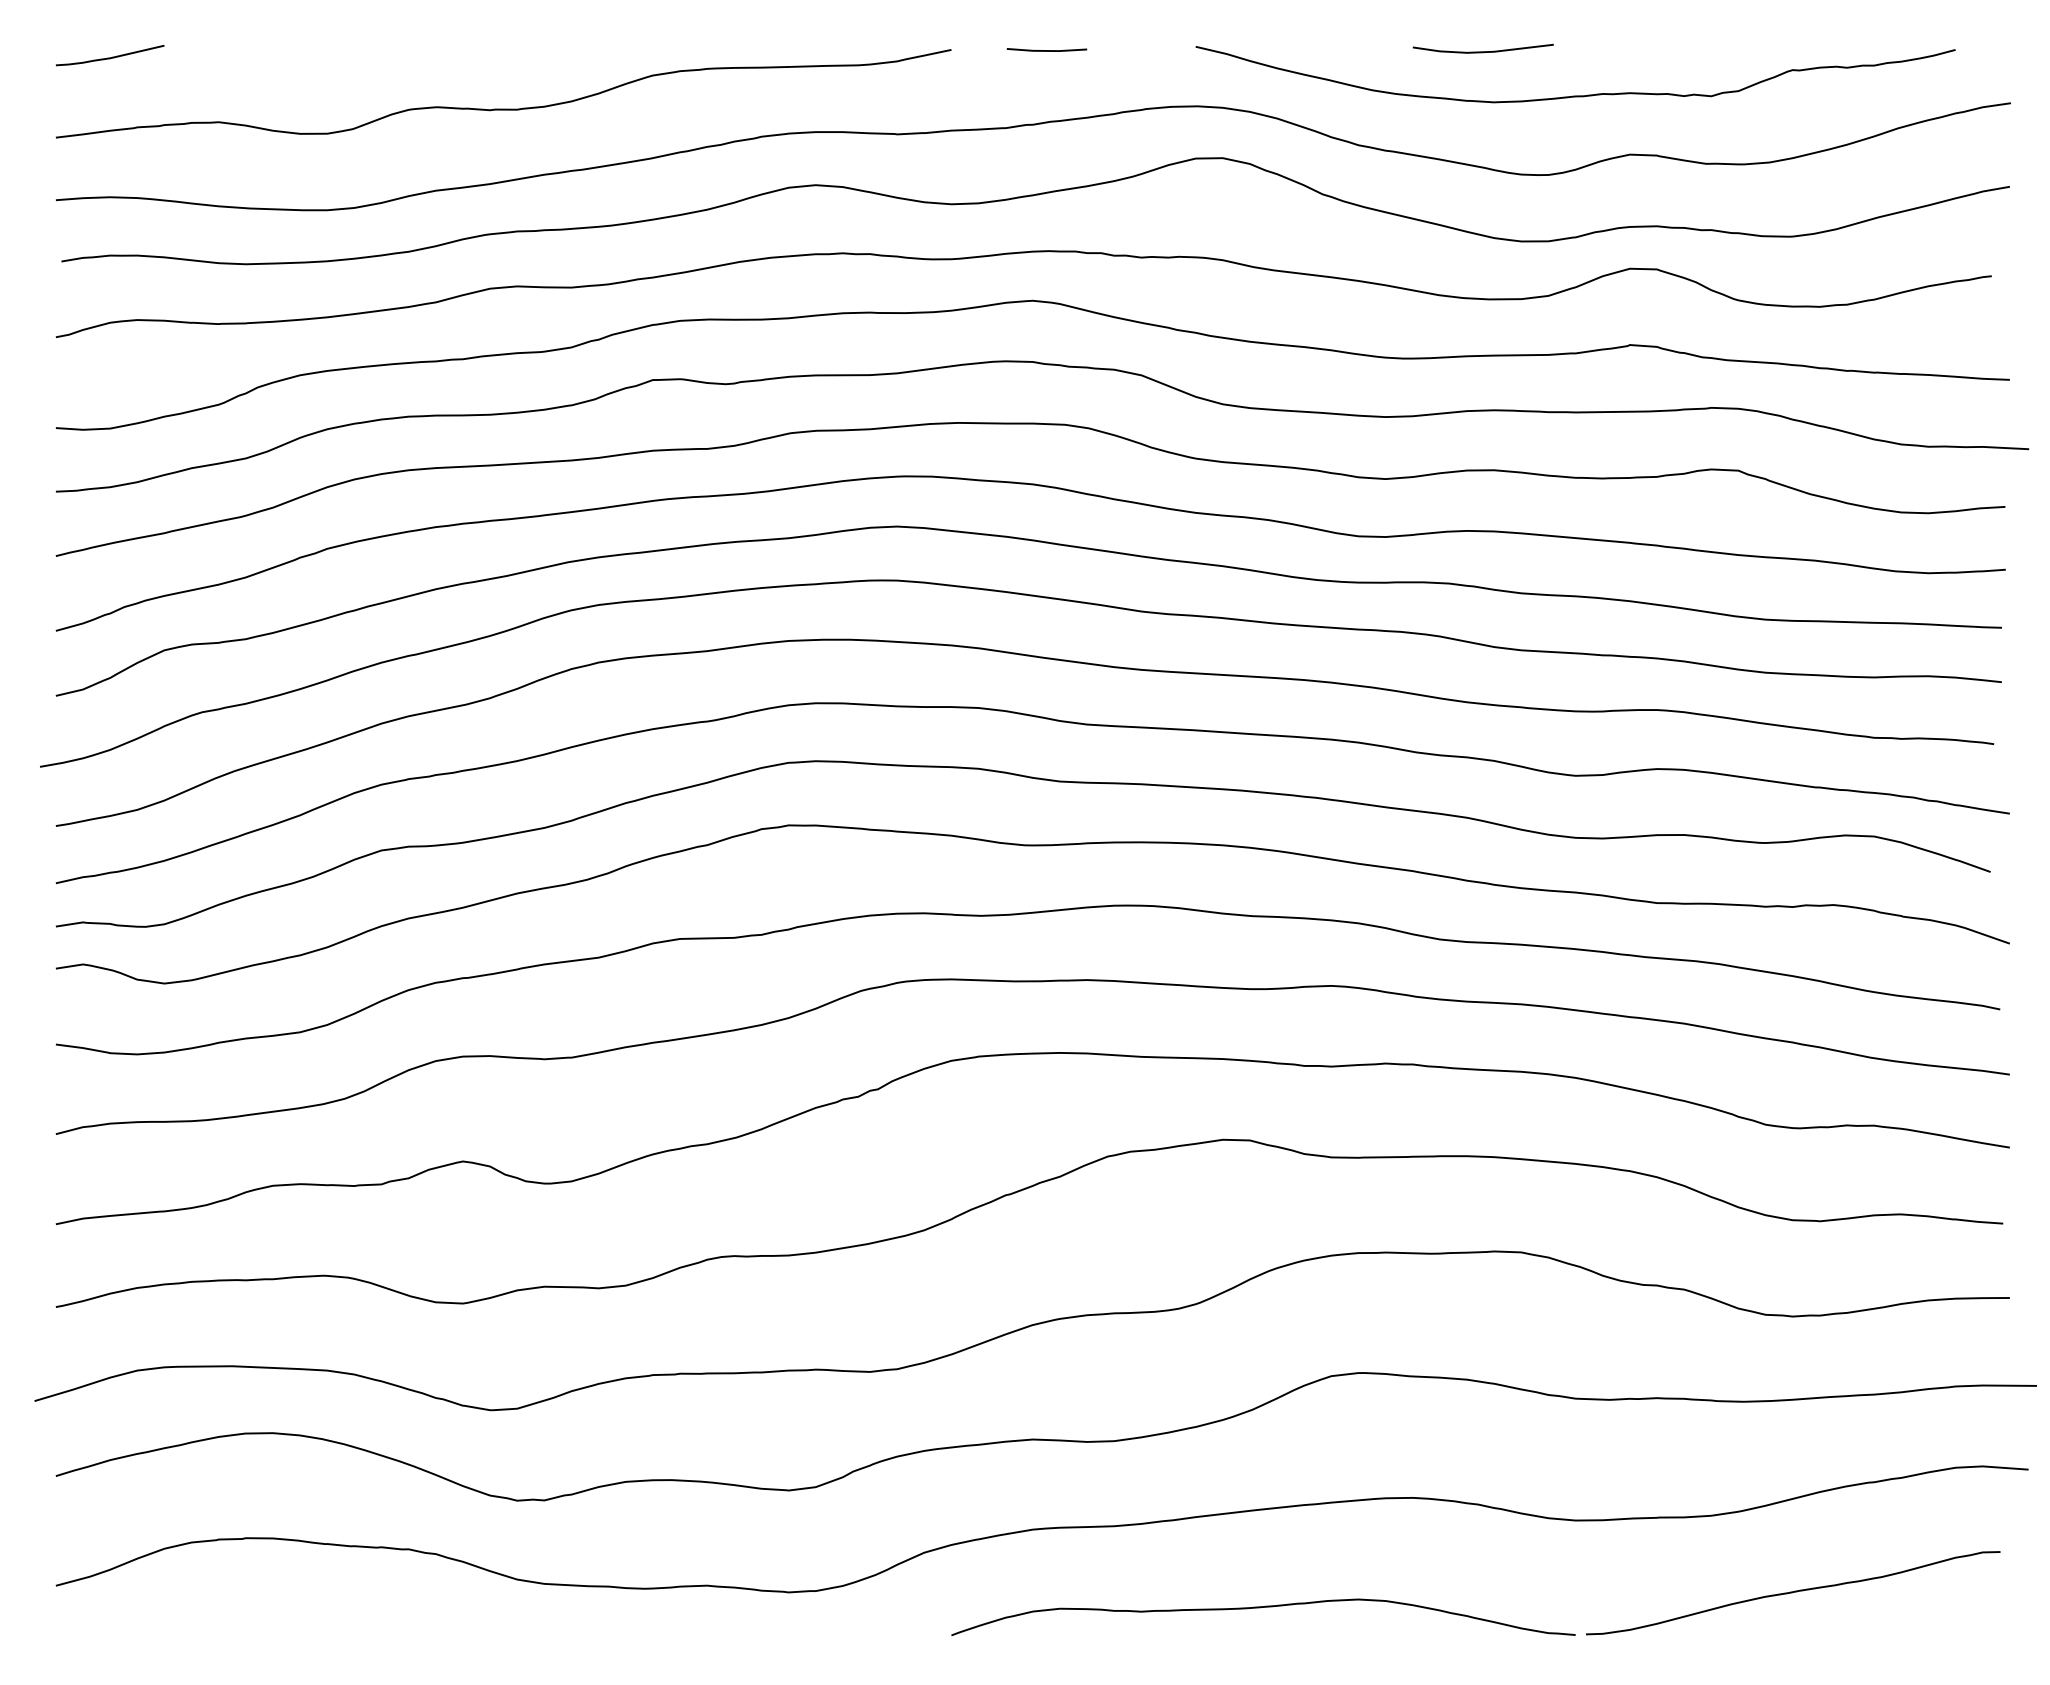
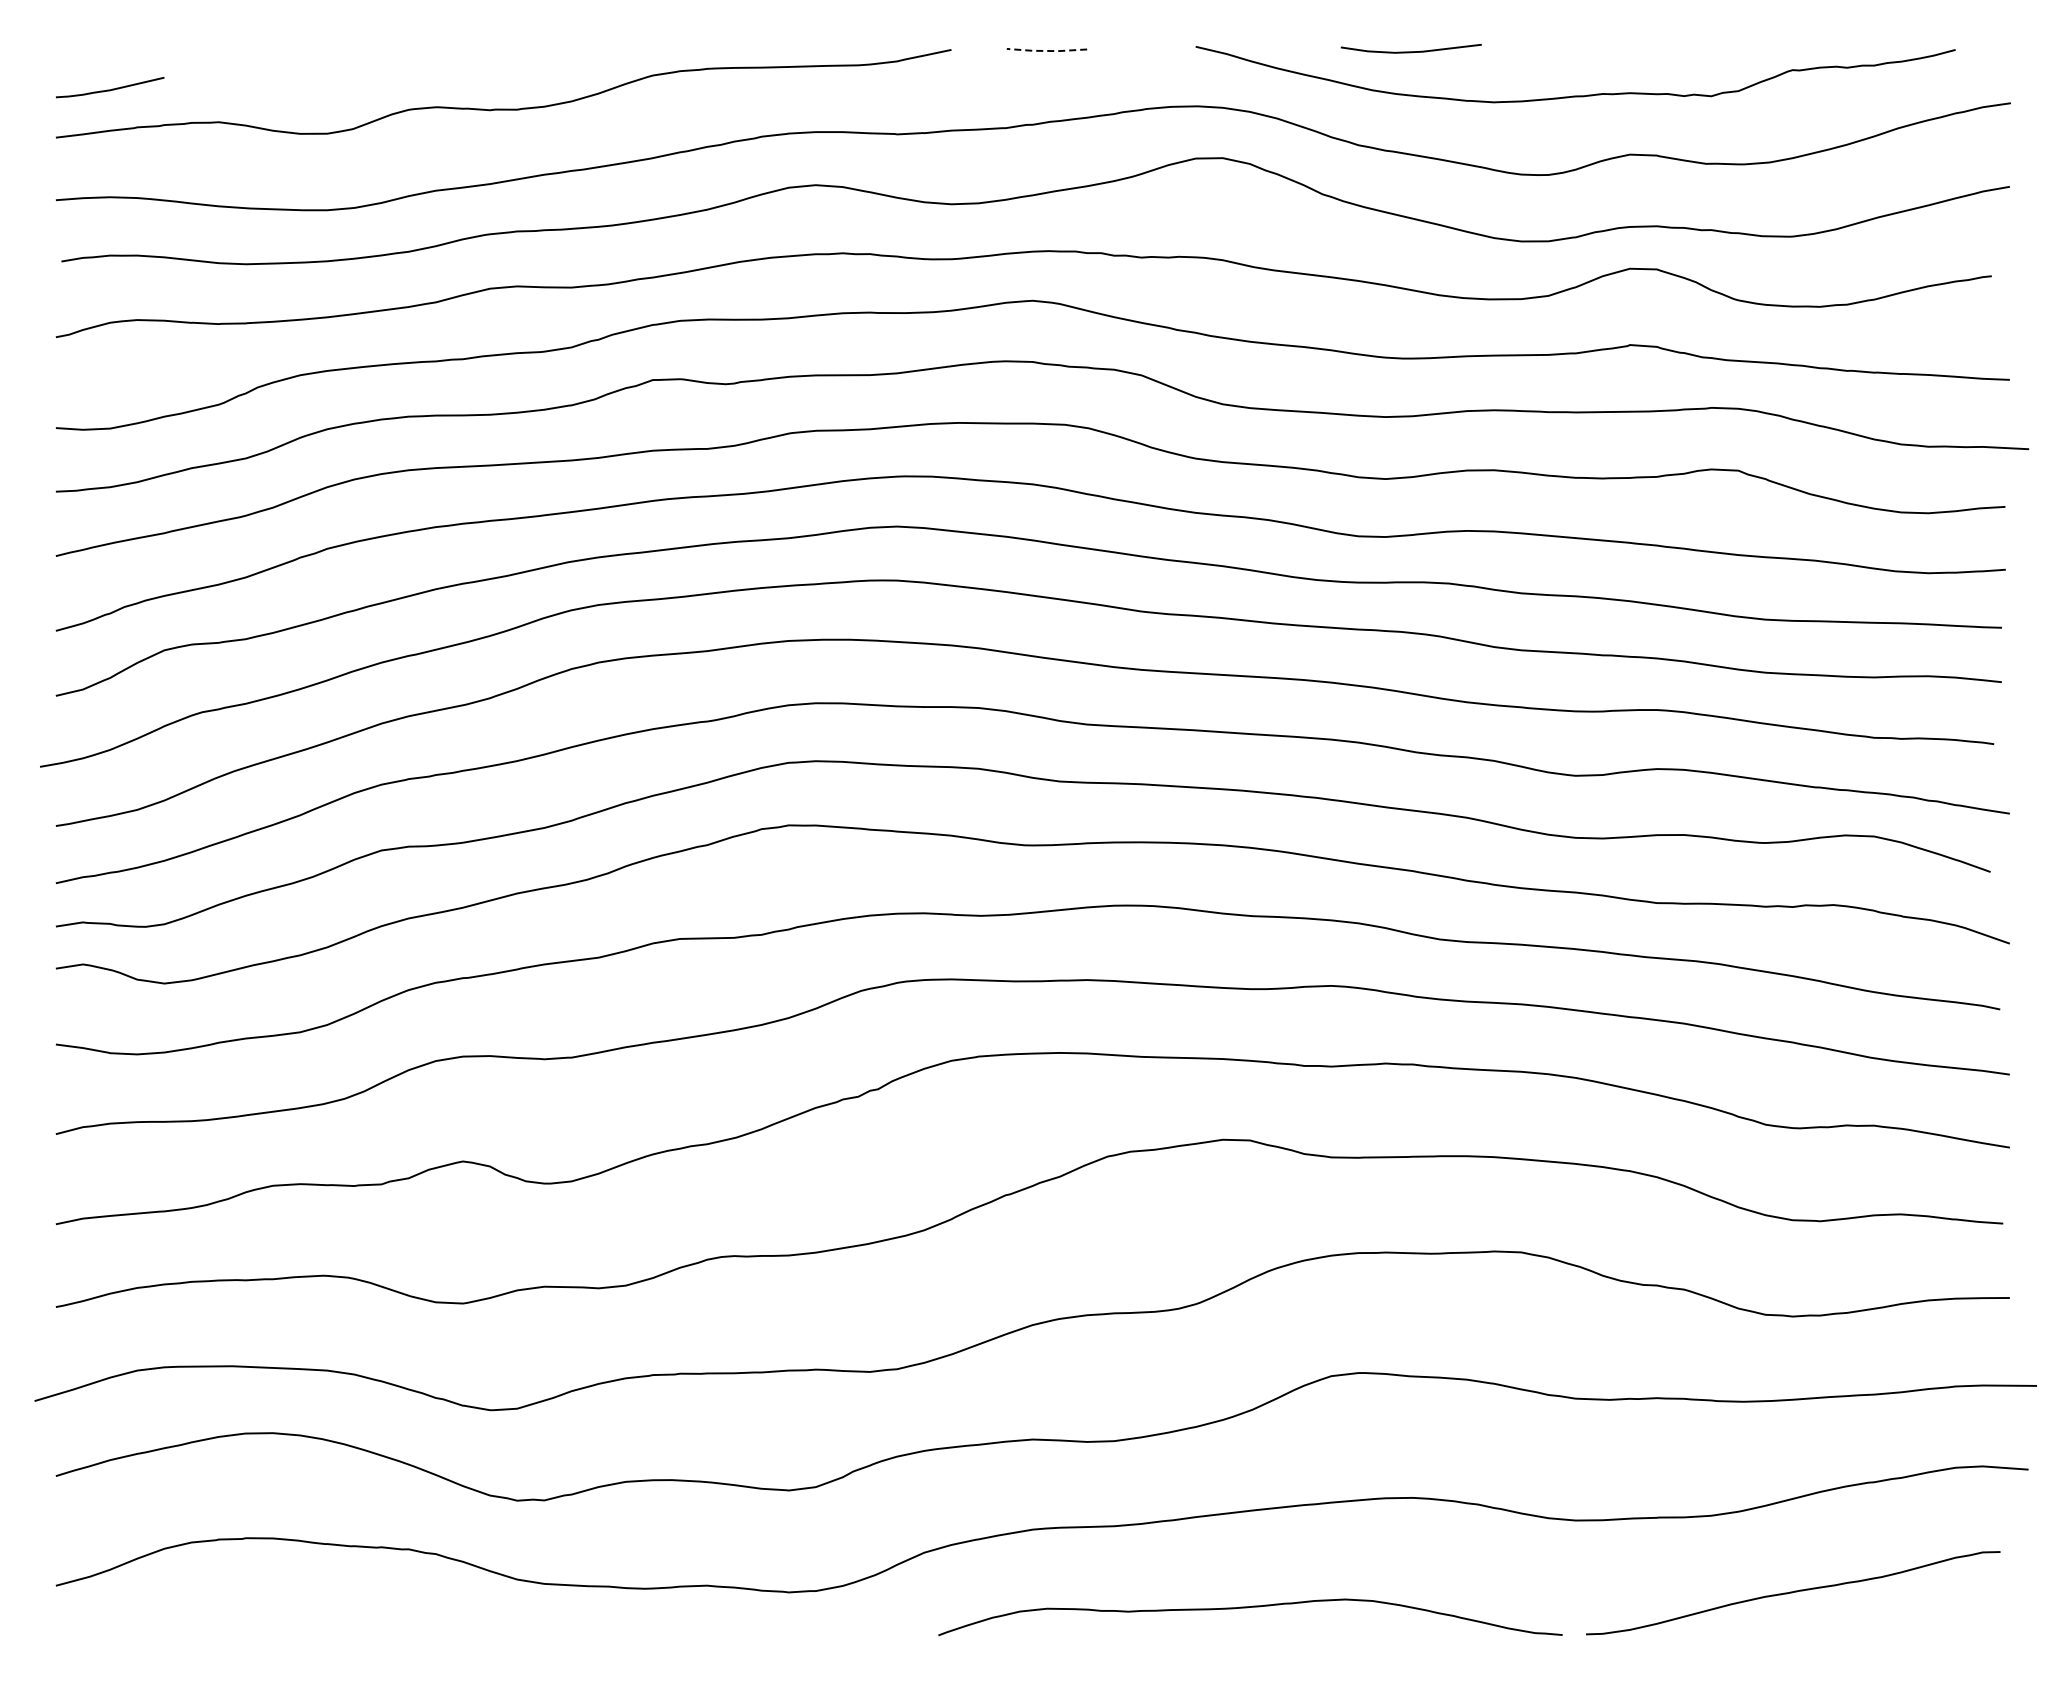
line: solid -> dashed (1046, 50)
line position: (1482, 51) -> (1410, 51) (1410, 51)
curve position: (110, 57) -> (110, 89) (110, 89)
curve position: (1260, 1608) -> (1247, 1608) (1247, 1608)
